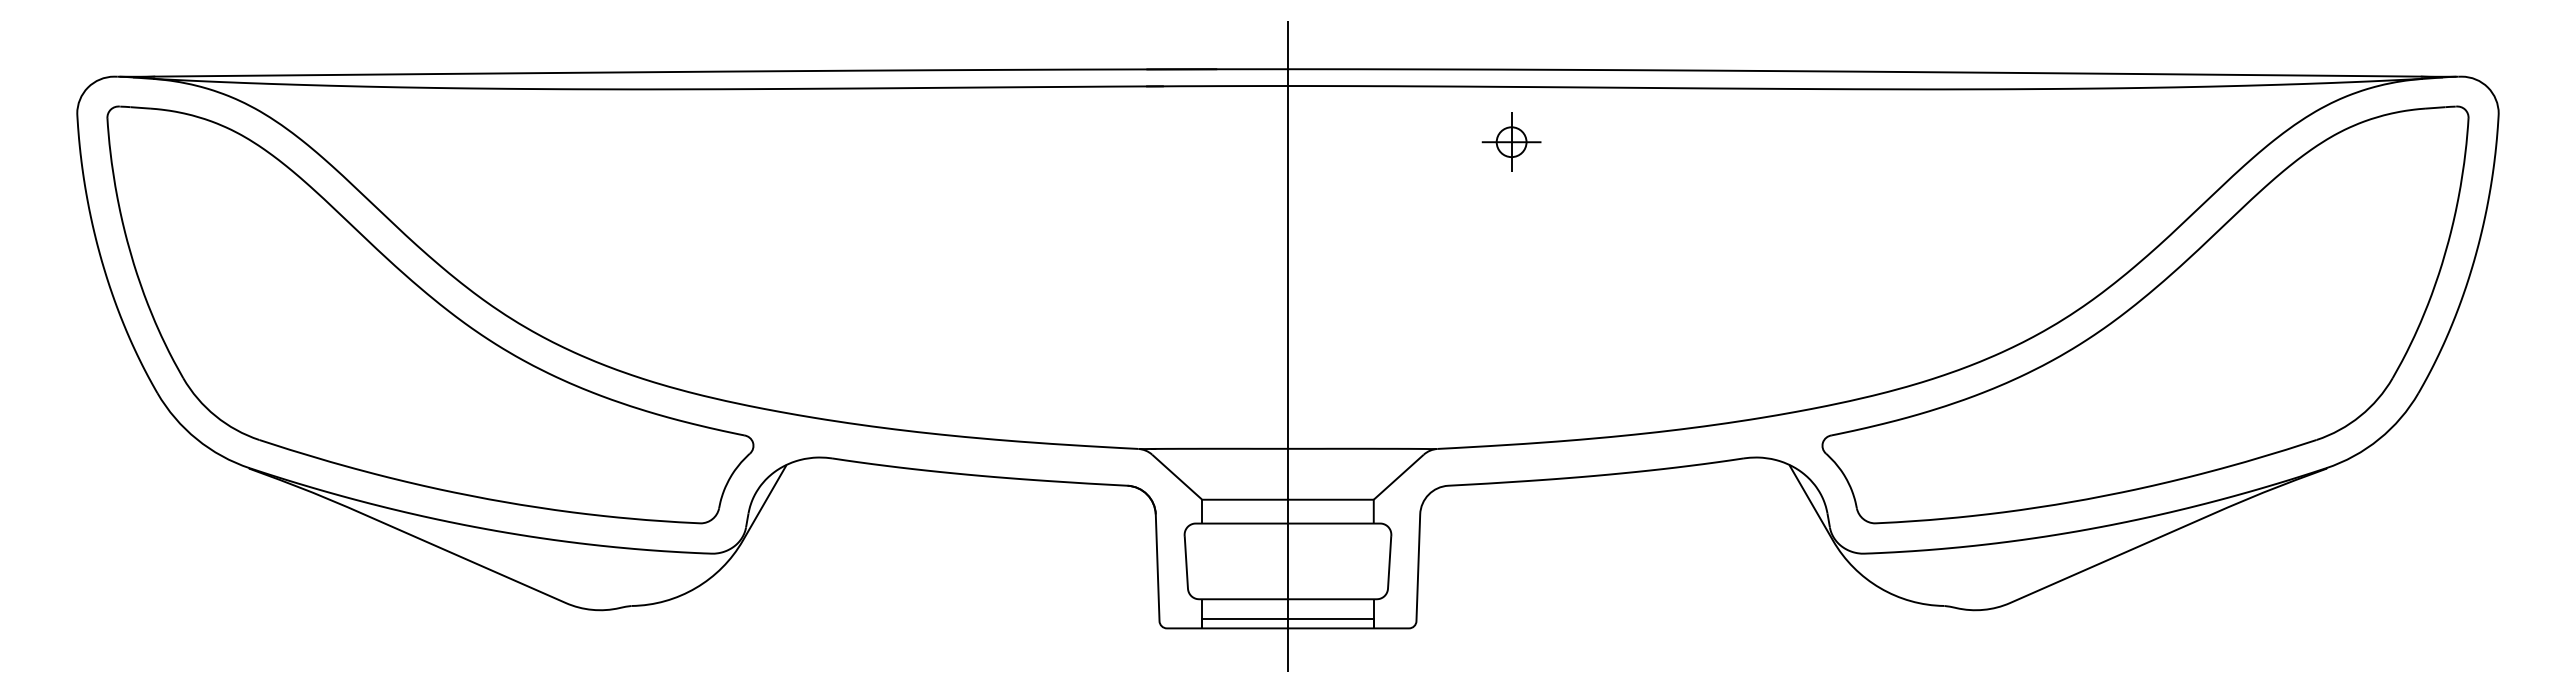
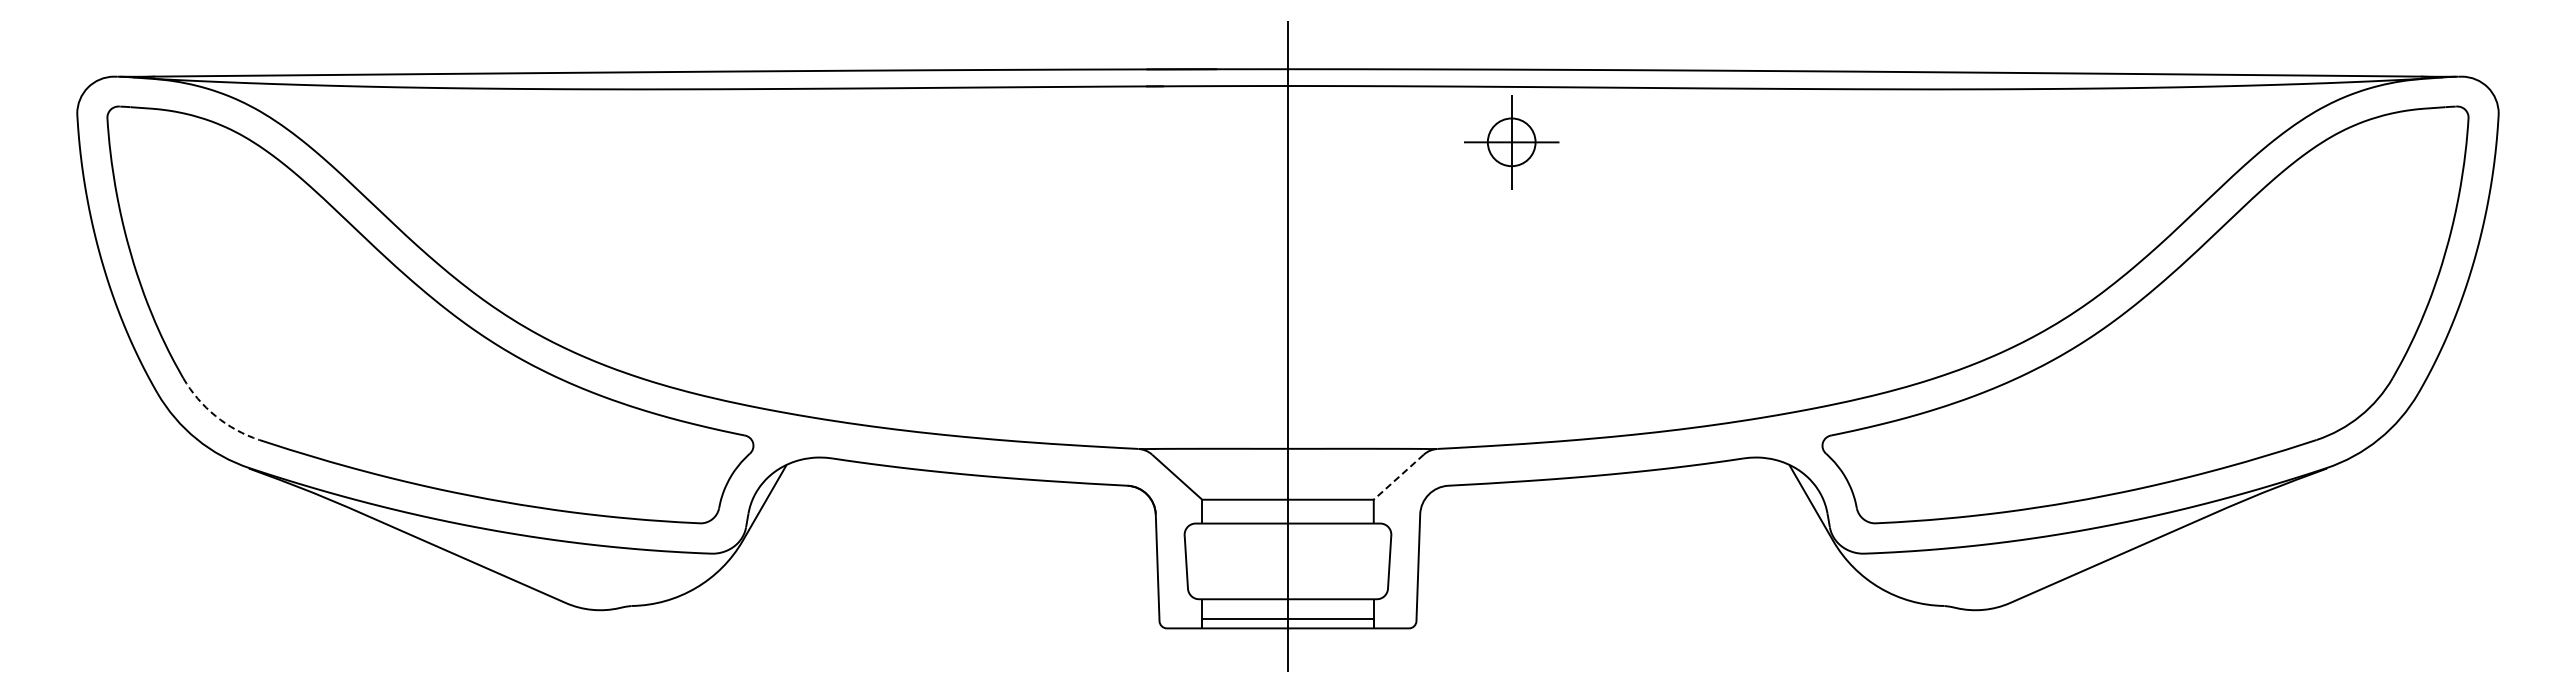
part size: 61x60 px -> 96x95 px (1511, 142)
line: solid -> dashed (215, 416)
line: solid -> dashed (1398, 477)
